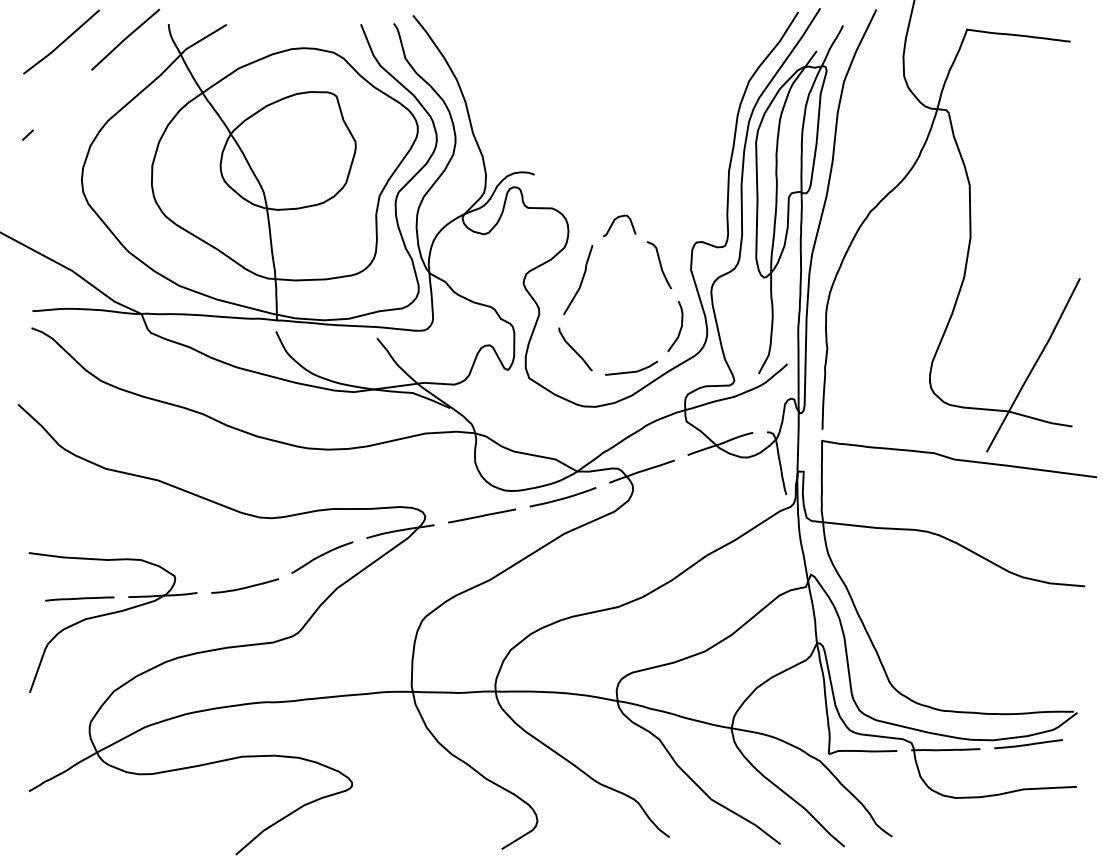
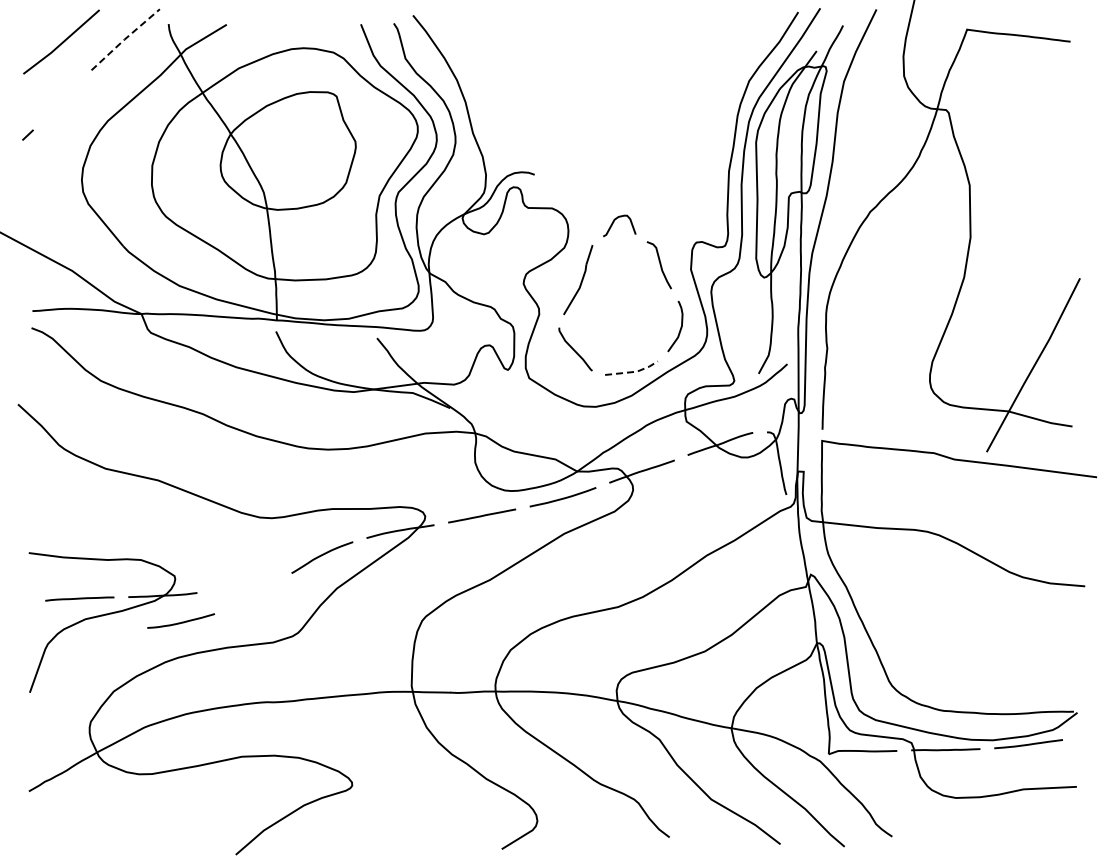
line: solid -> dashed (124, 39)
line: solid -> dashed (634, 371)
curve position: (245, 586) -> (181, 621) (181, 621)
